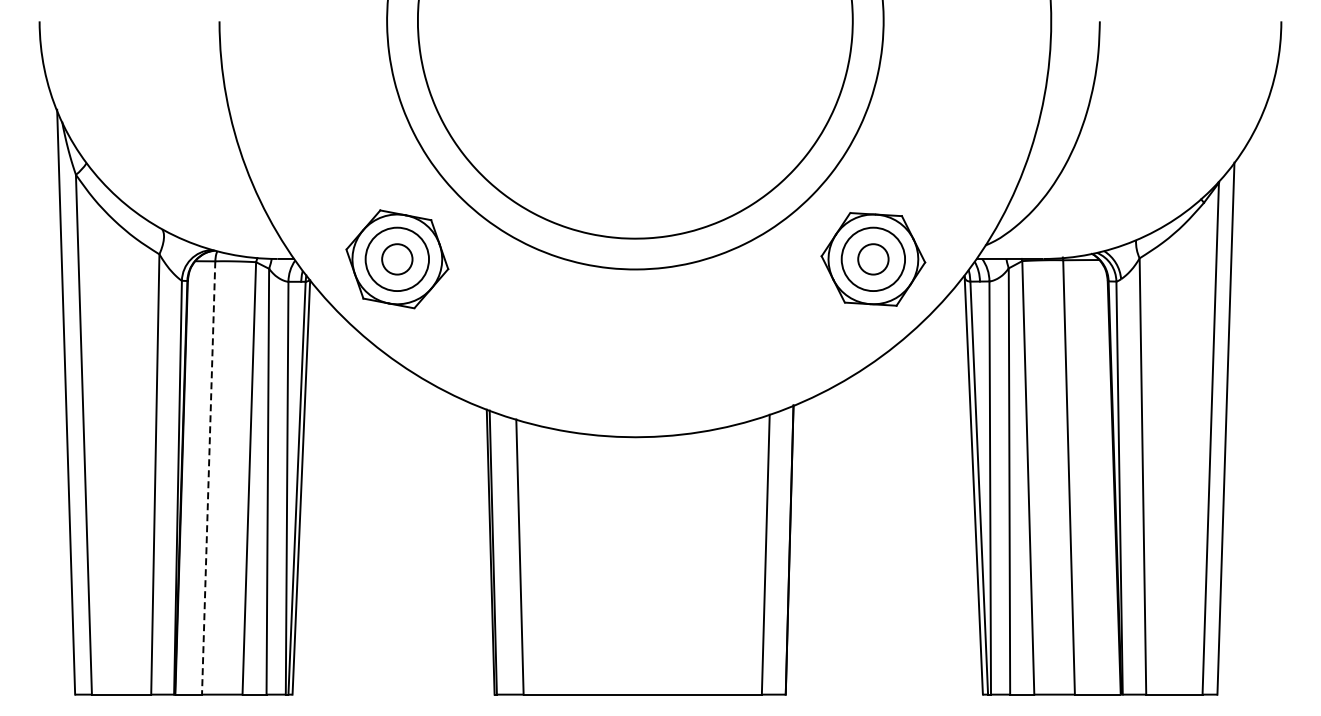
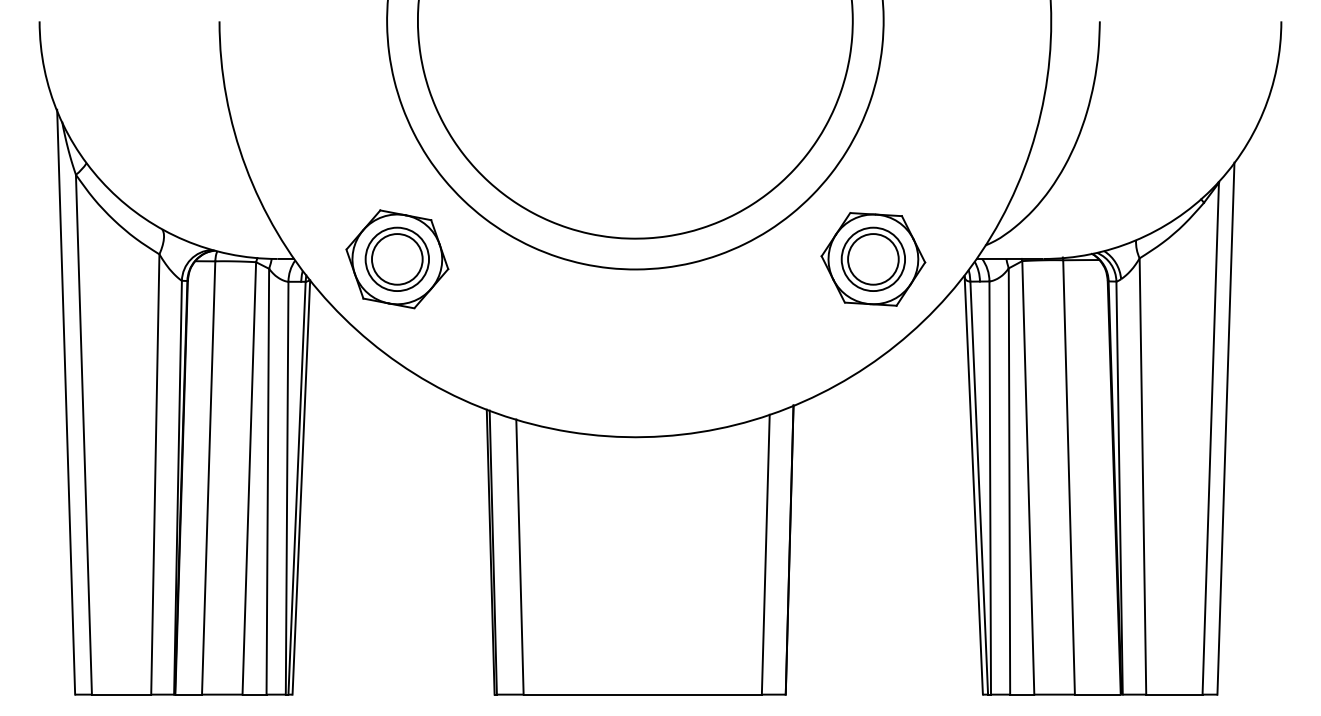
circle diameter: 30 px -> 51 px (397, 259)
circle diameter: 30 px -> 51 px (873, 259)
line: dashed -> solid (208, 477)
